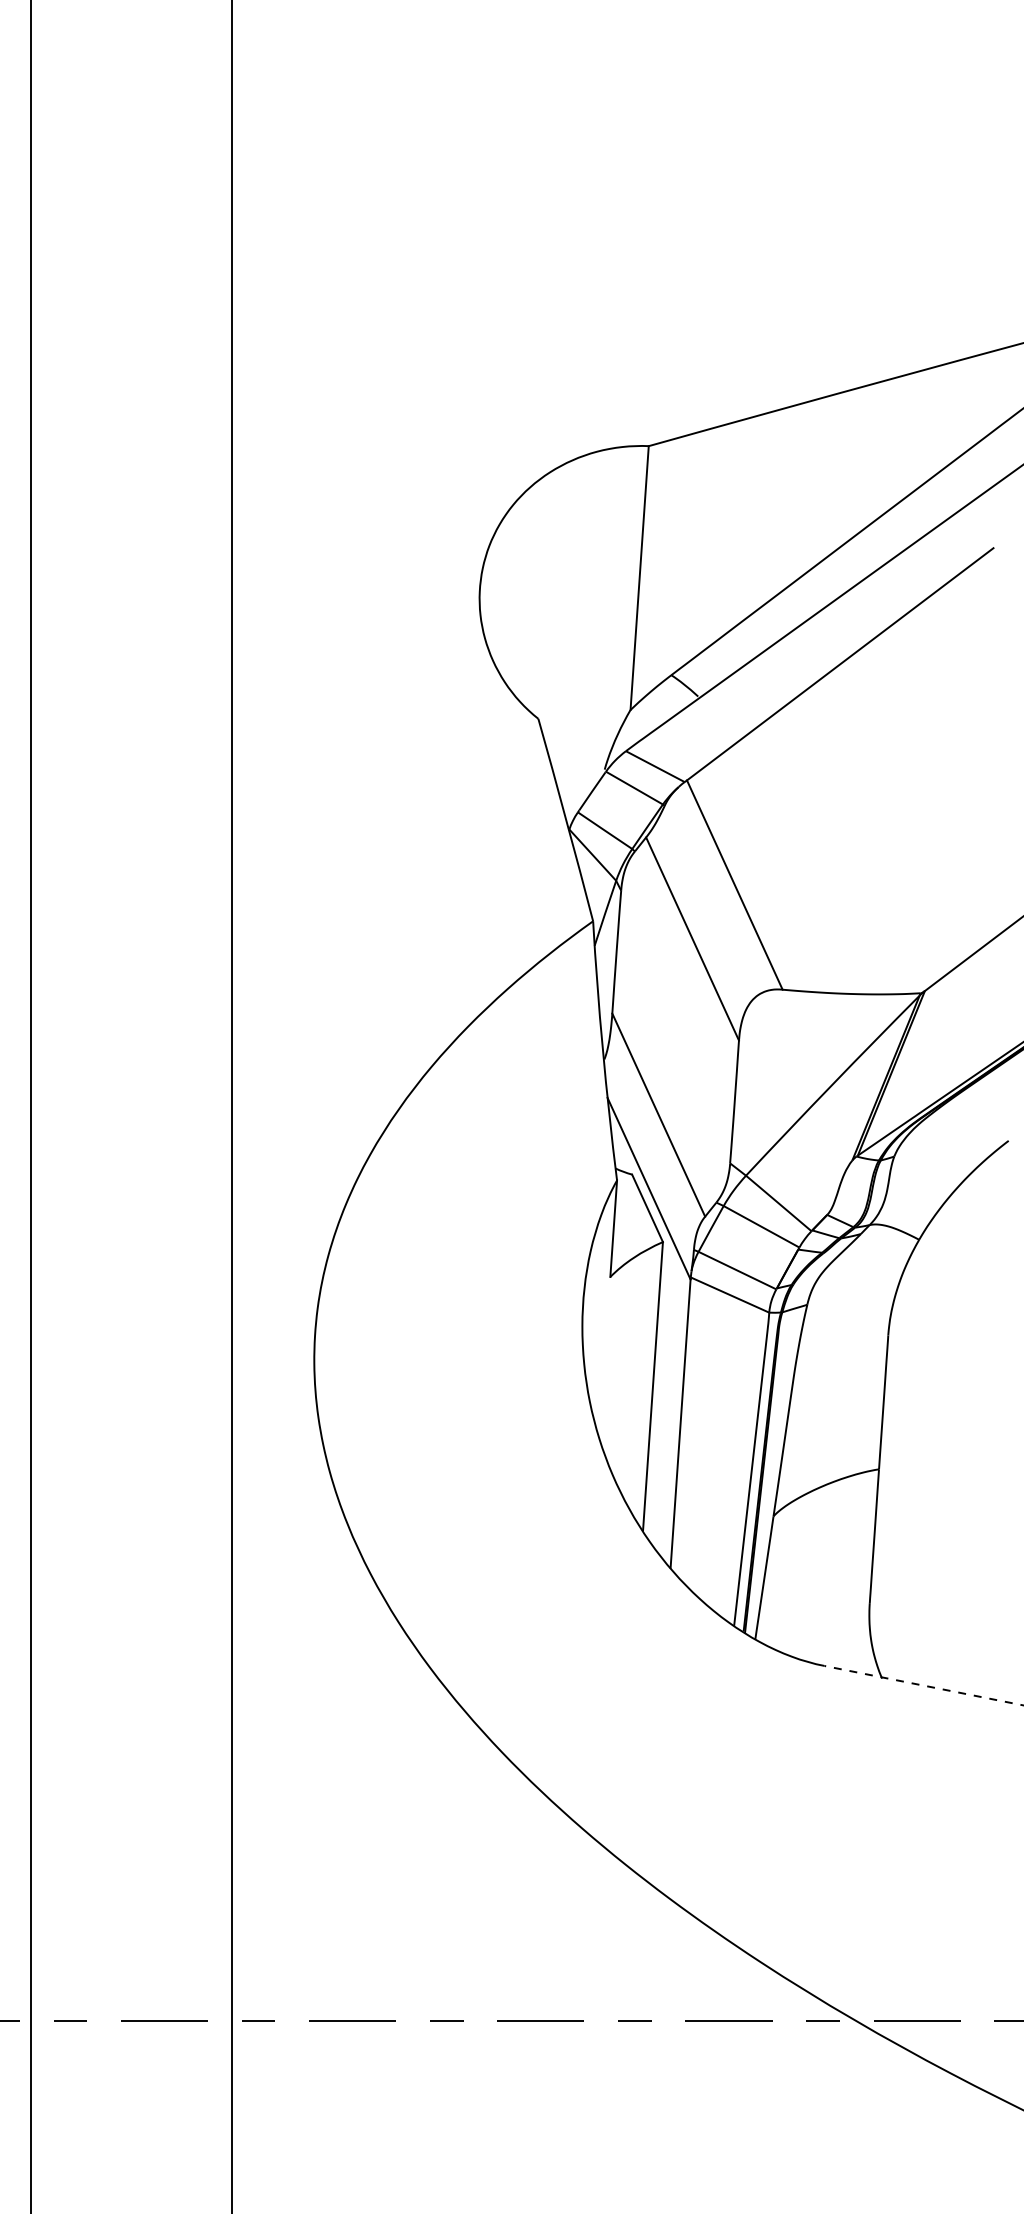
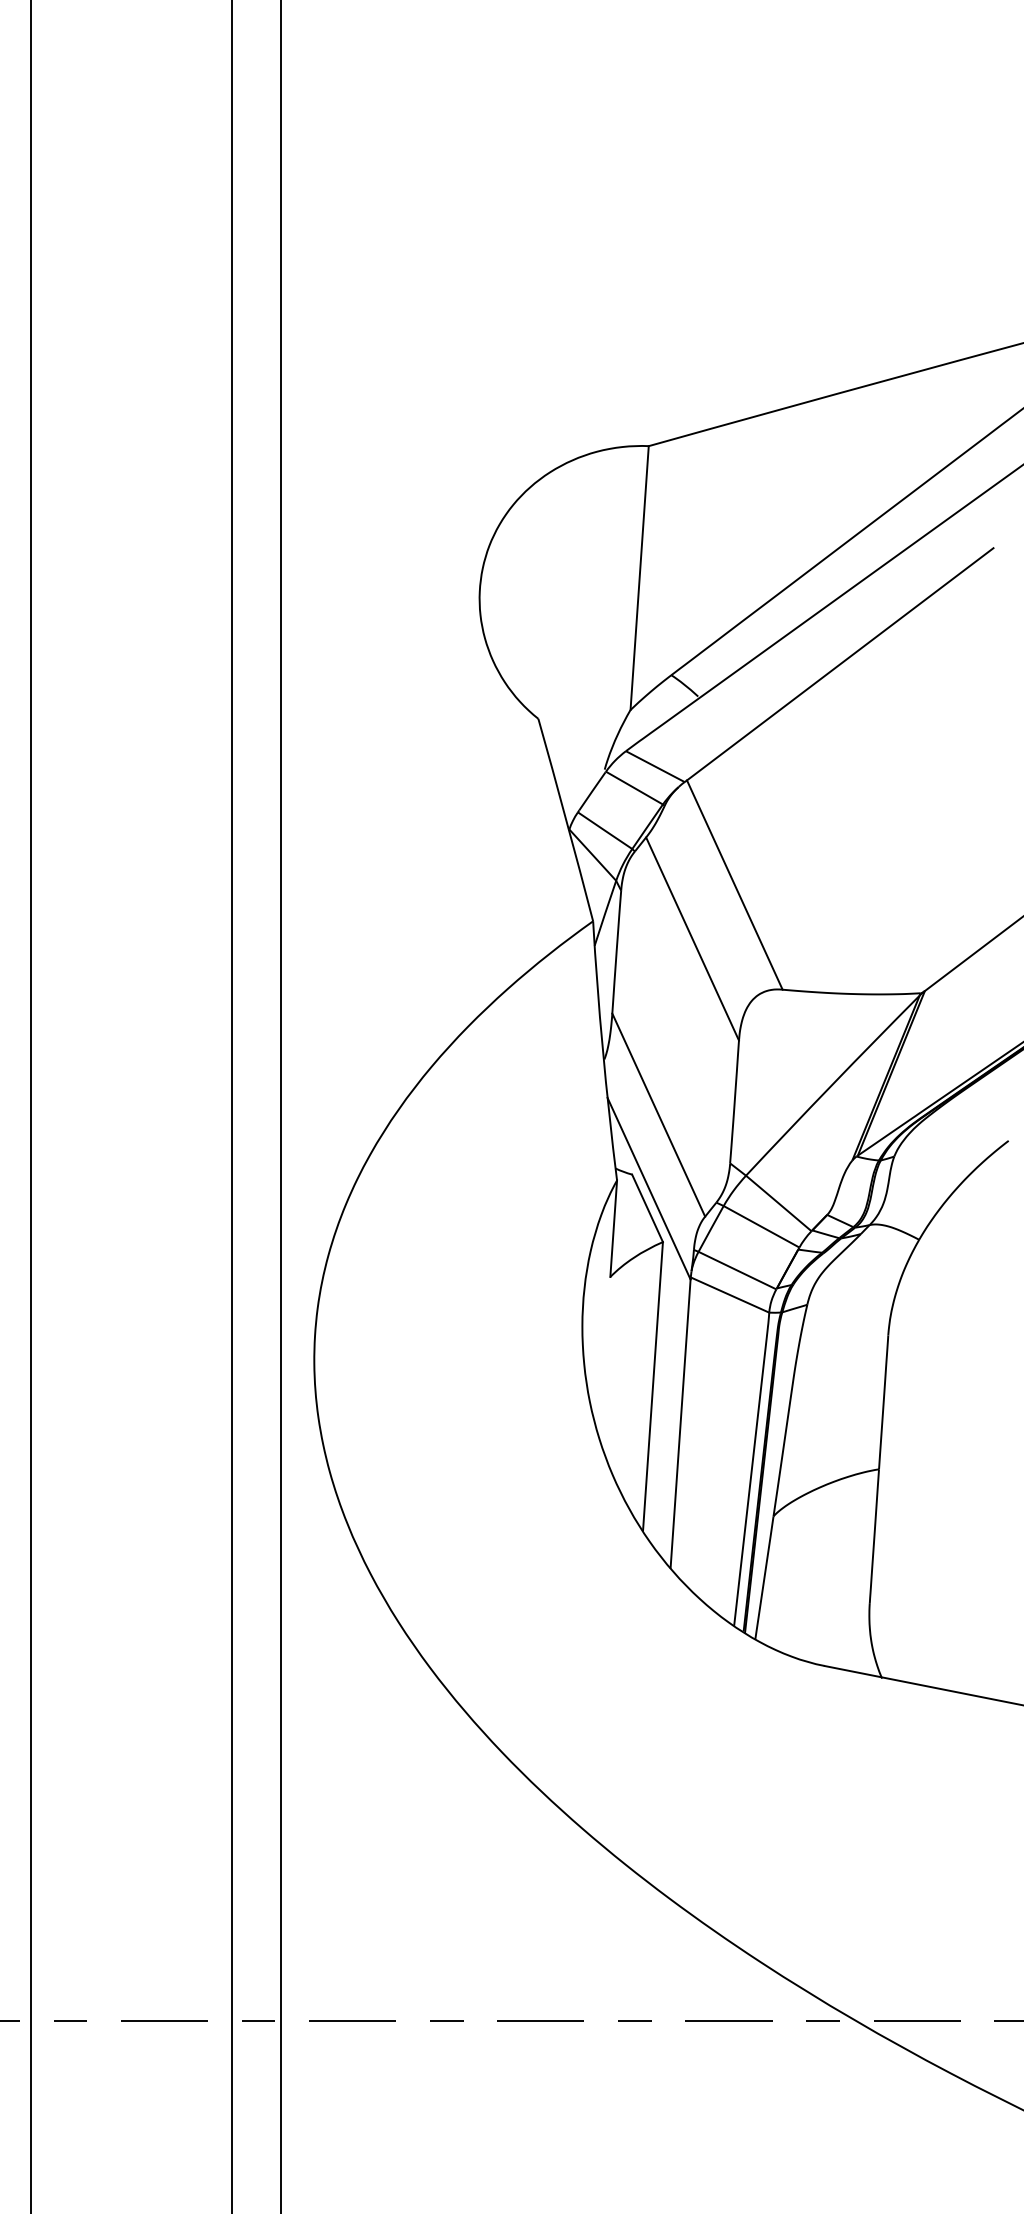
line: none -> present (281, 1106)
line: dashed -> solid (923, 1685)
